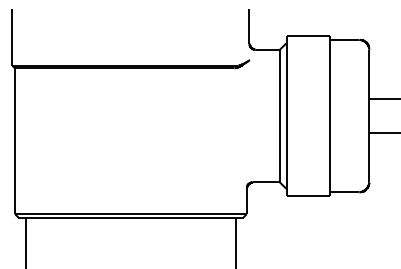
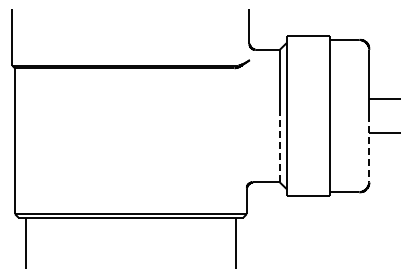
line: solid -> dashed (279, 148)
line: solid -> dashed (369, 148)
